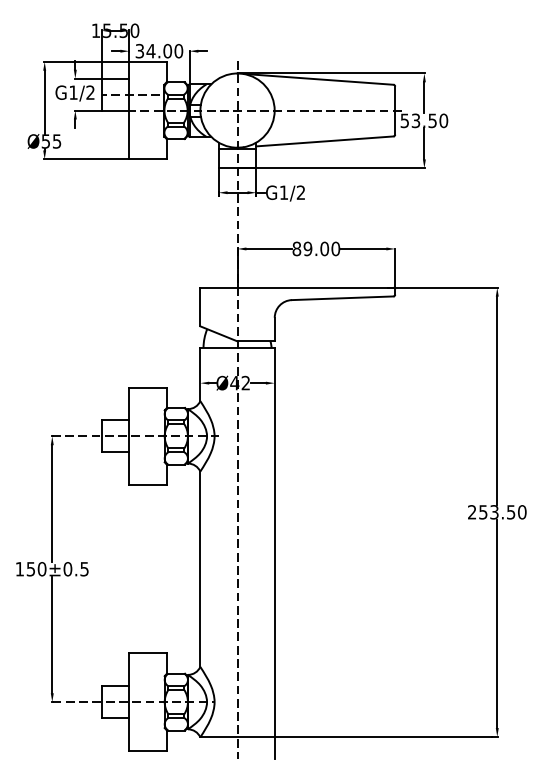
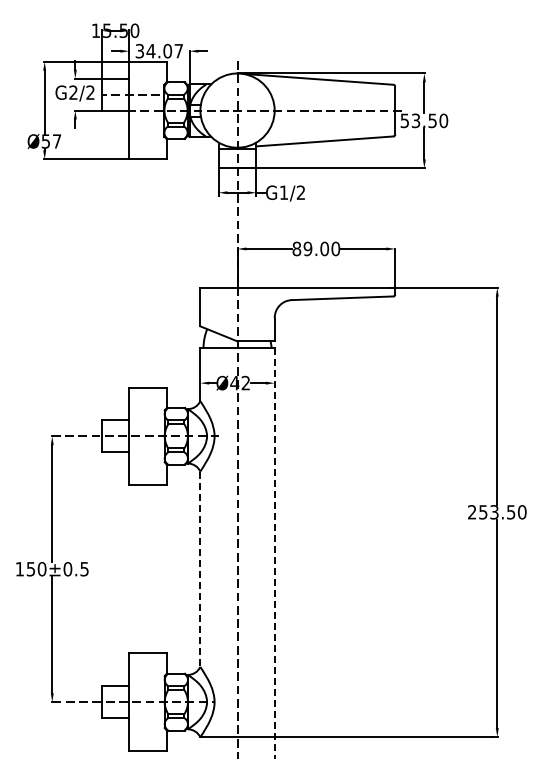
text: 34.00 -> 34.07 (178, 51)
text: G1/2 -> G2/2 (73, 92)
text: Ø55 -> Ø57 (57, 141)
line: solid -> dashed (274, 553)
line: solid -> dashed (200, 569)
